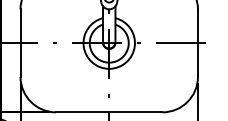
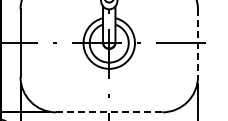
line: solid -> dashed (197, 43)
line: solid -> dashed (109, 112)
